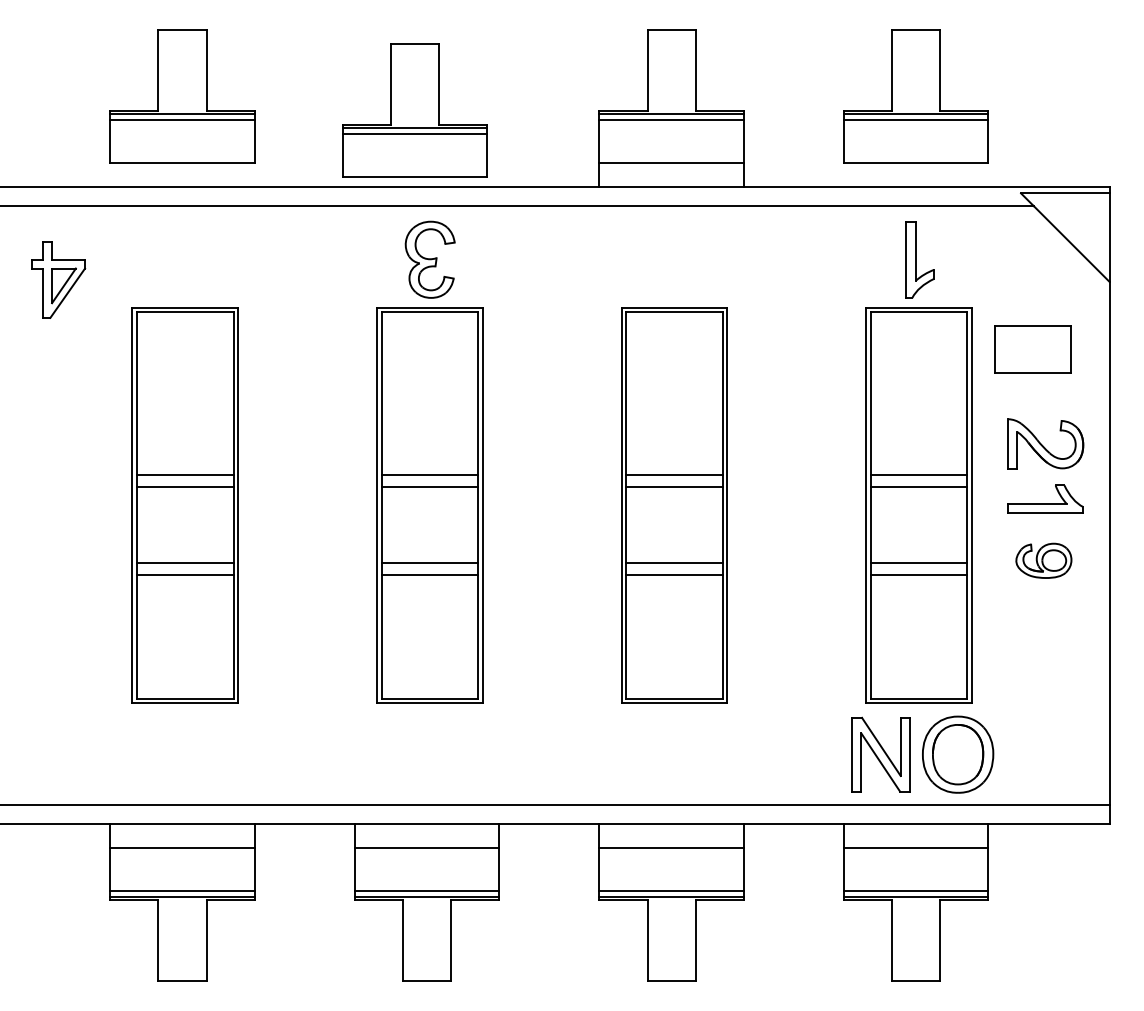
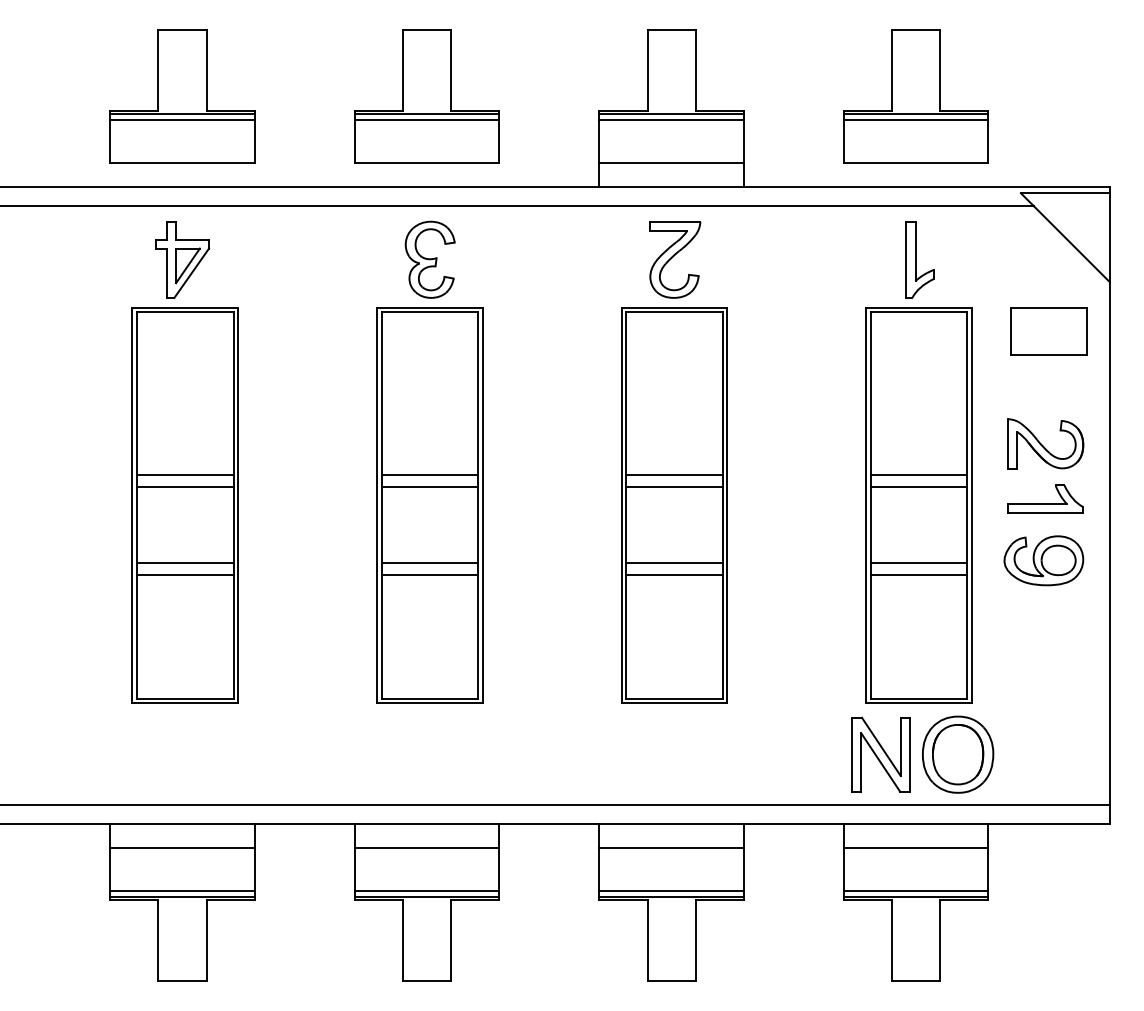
part position: (414, 110) -> (426, 96) (426, 96)
part: none -> present (675, 259)
part position: (58, 279) -> (182, 259) (182, 259)
part position: (1032, 349) -> (1048, 331) (1048, 331)
part size: 58x37 px -> 82x52 px (1043, 560)
